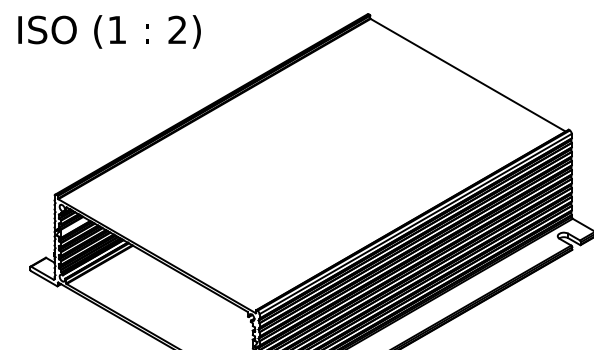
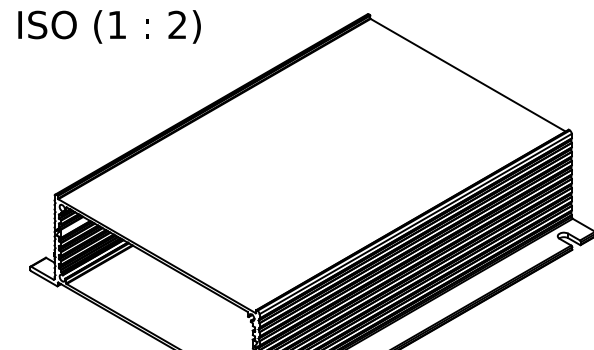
text position: (109, 31) -> (109, 26) (109, 26)
